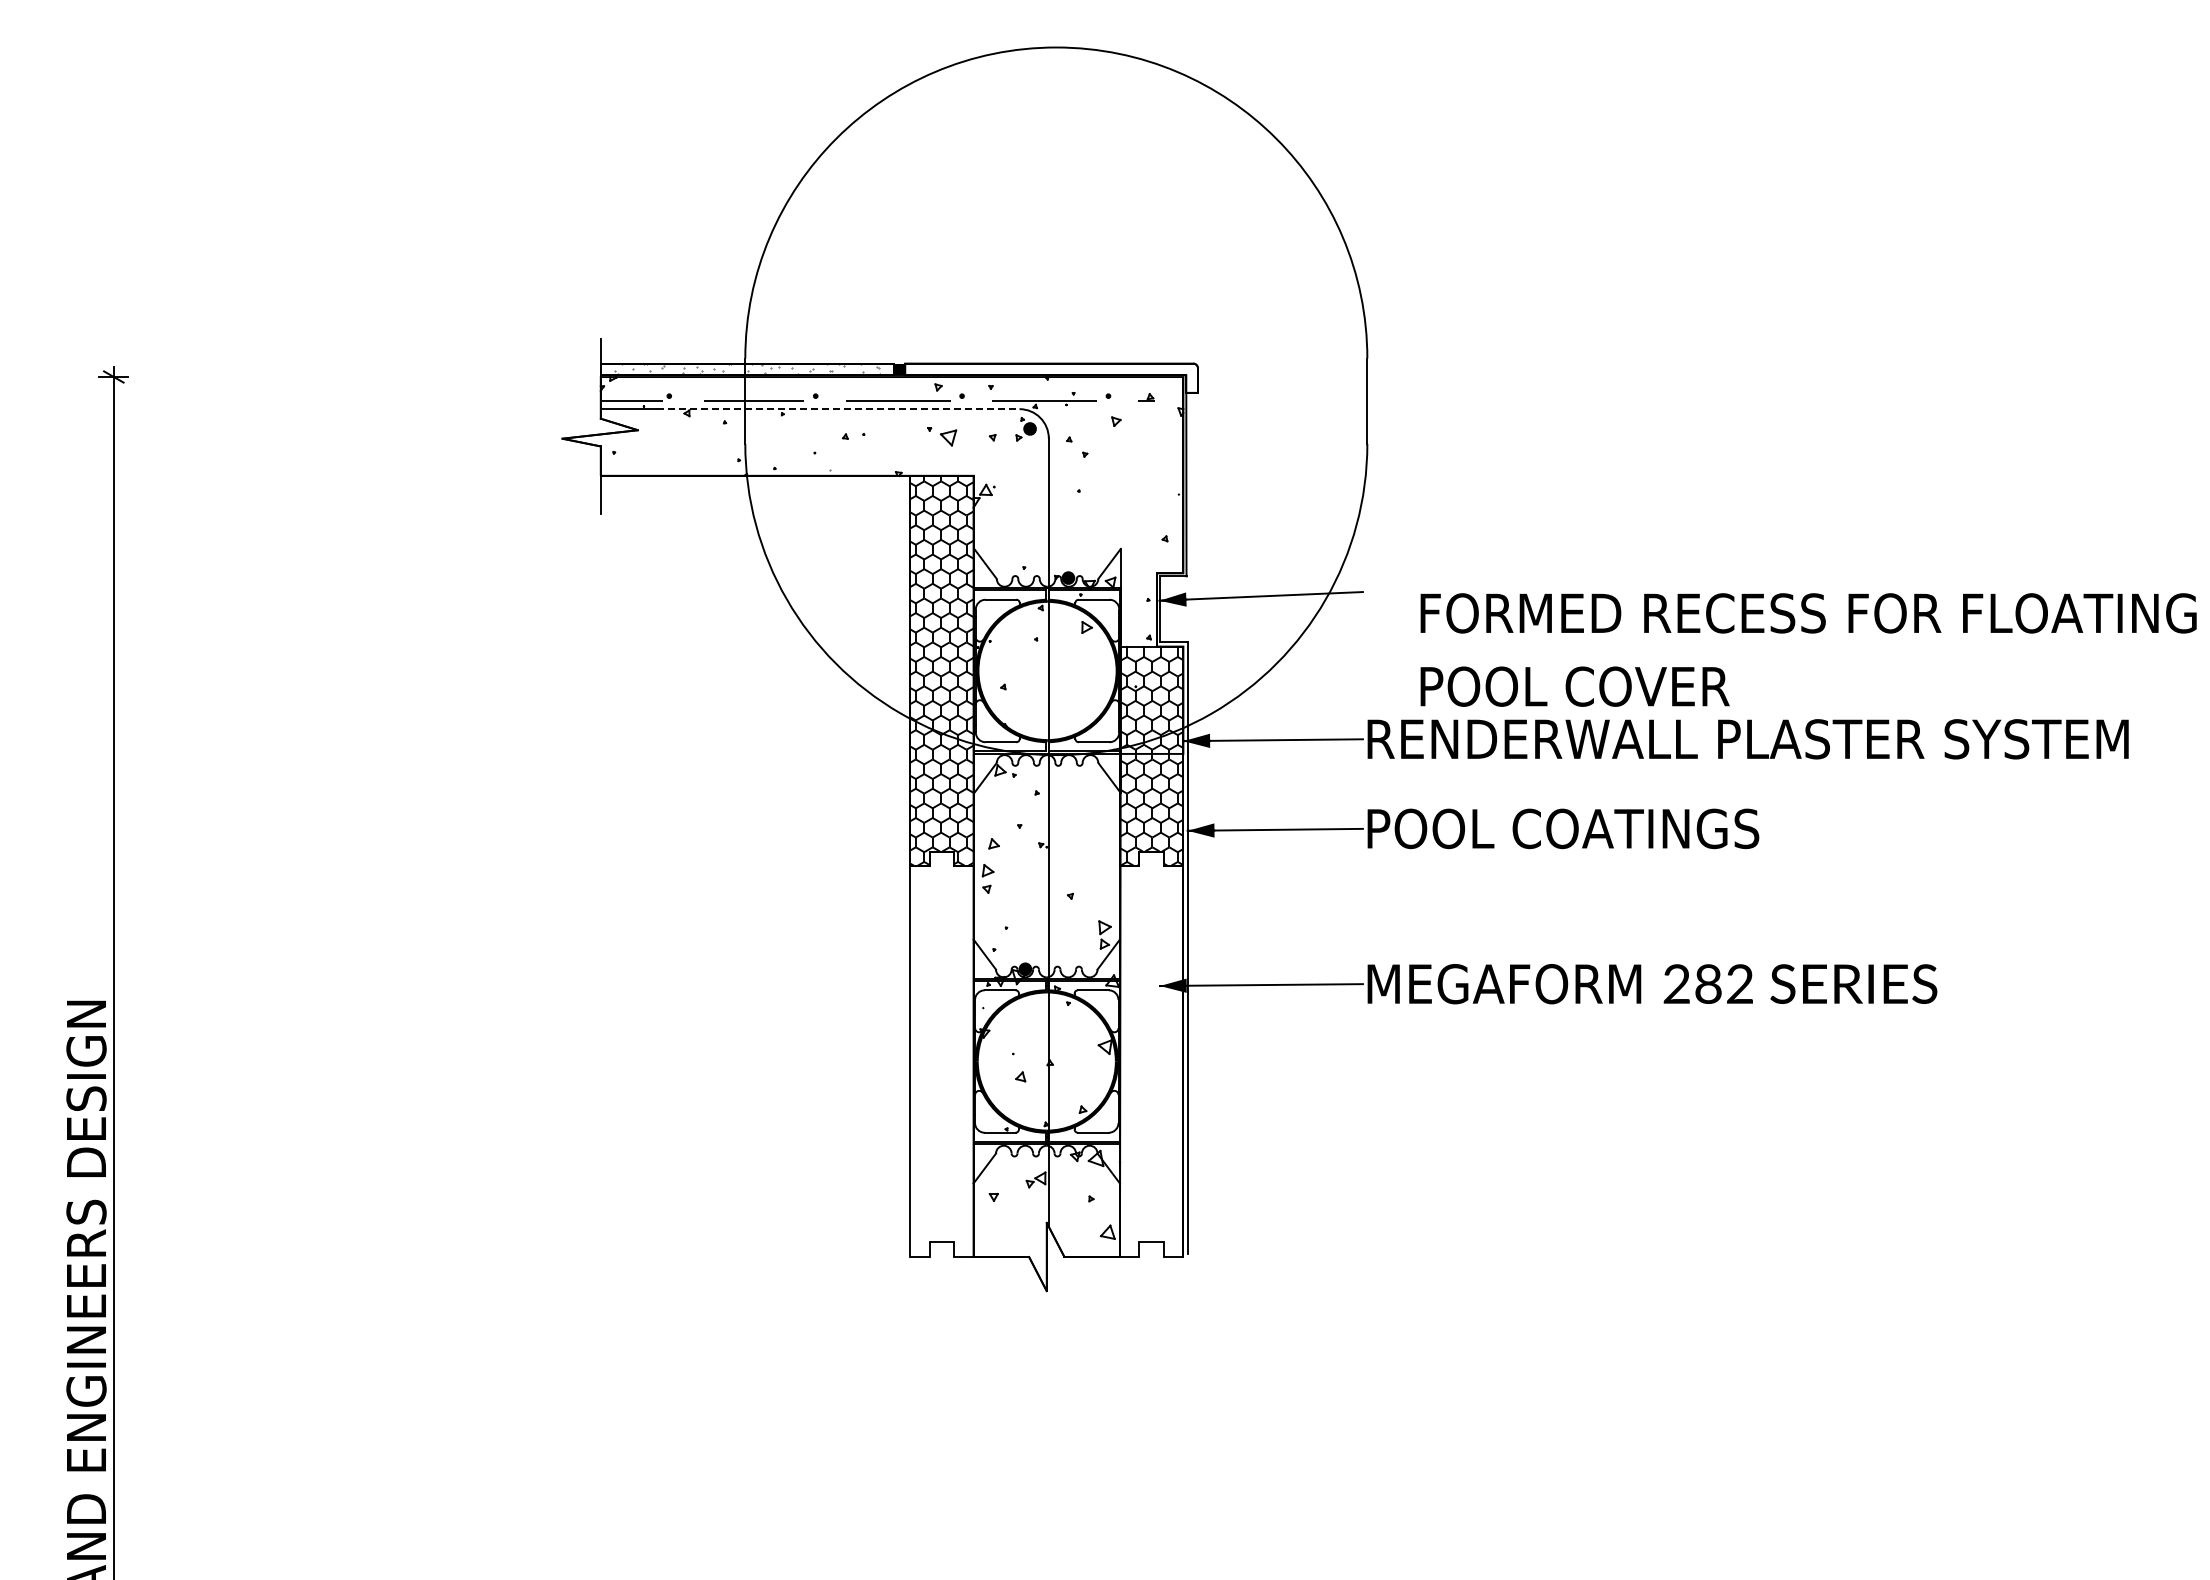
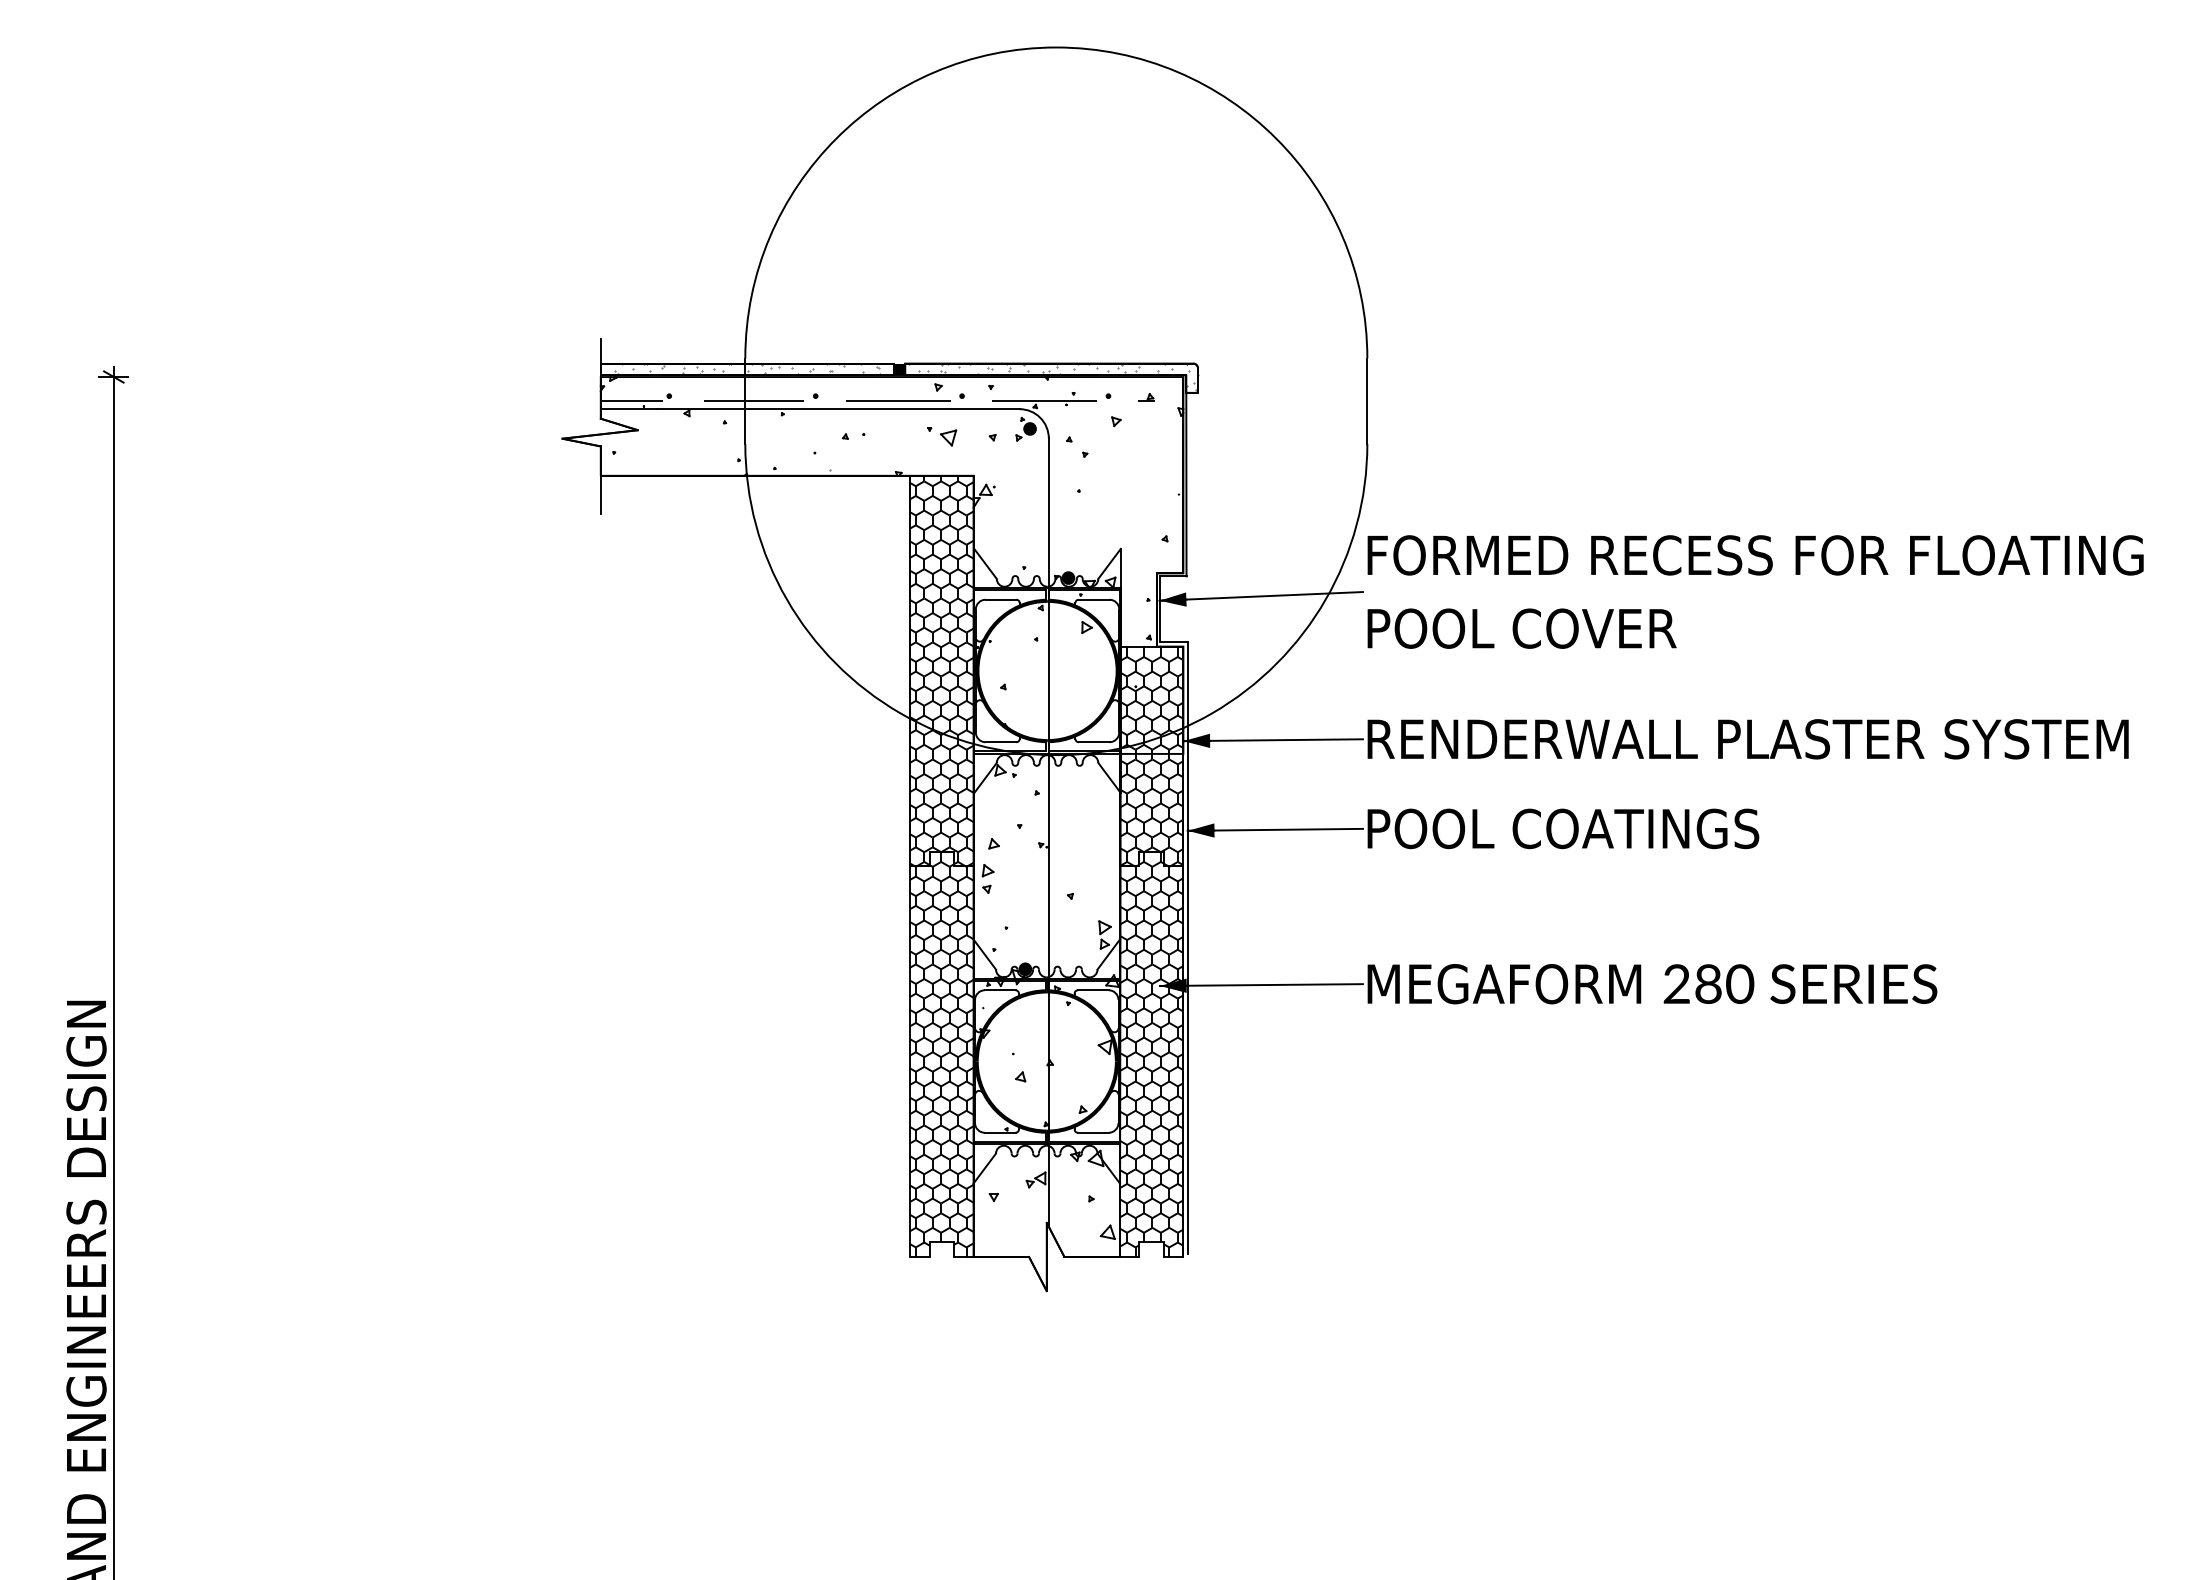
hatch: none -> present (1052, 376)
line: dashed -> solid (838, 409)
text position: (1808, 649) -> (1755, 591) (1755, 591)
text: 282 -> 280 (1740, 983)
hatch: none -> present (941, 1054)
hatch: none -> present (1151, 1054)
